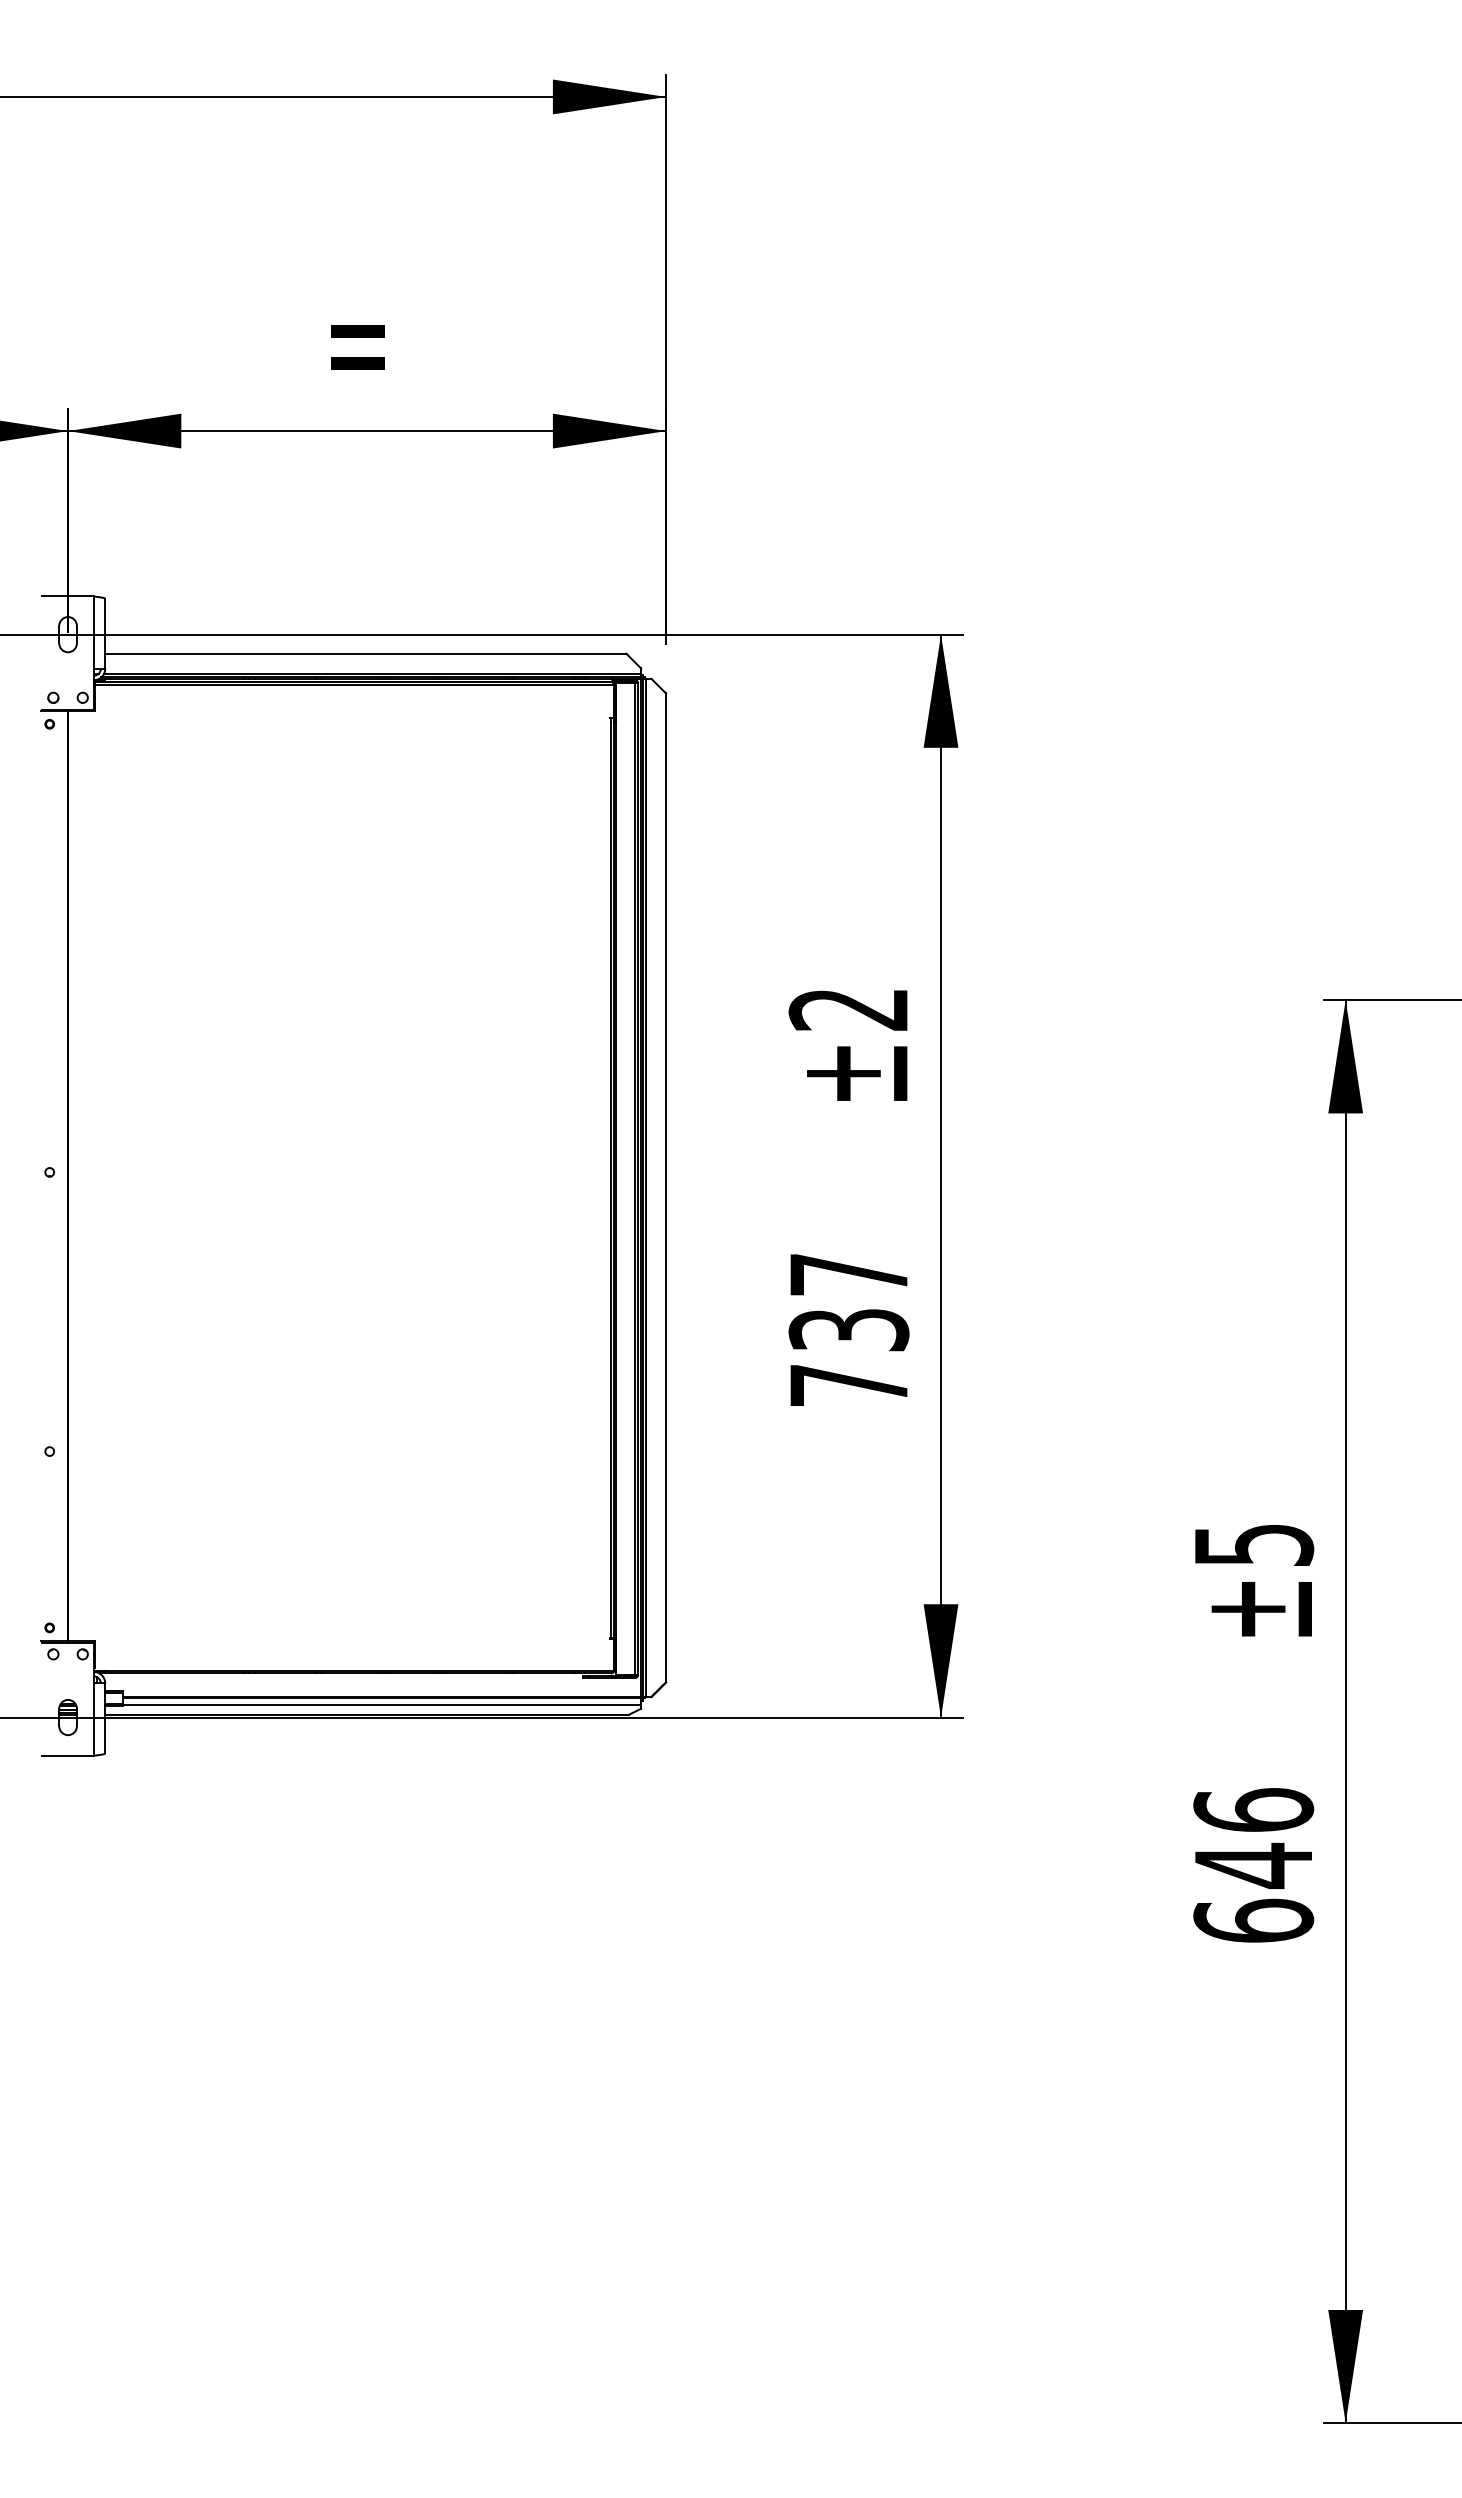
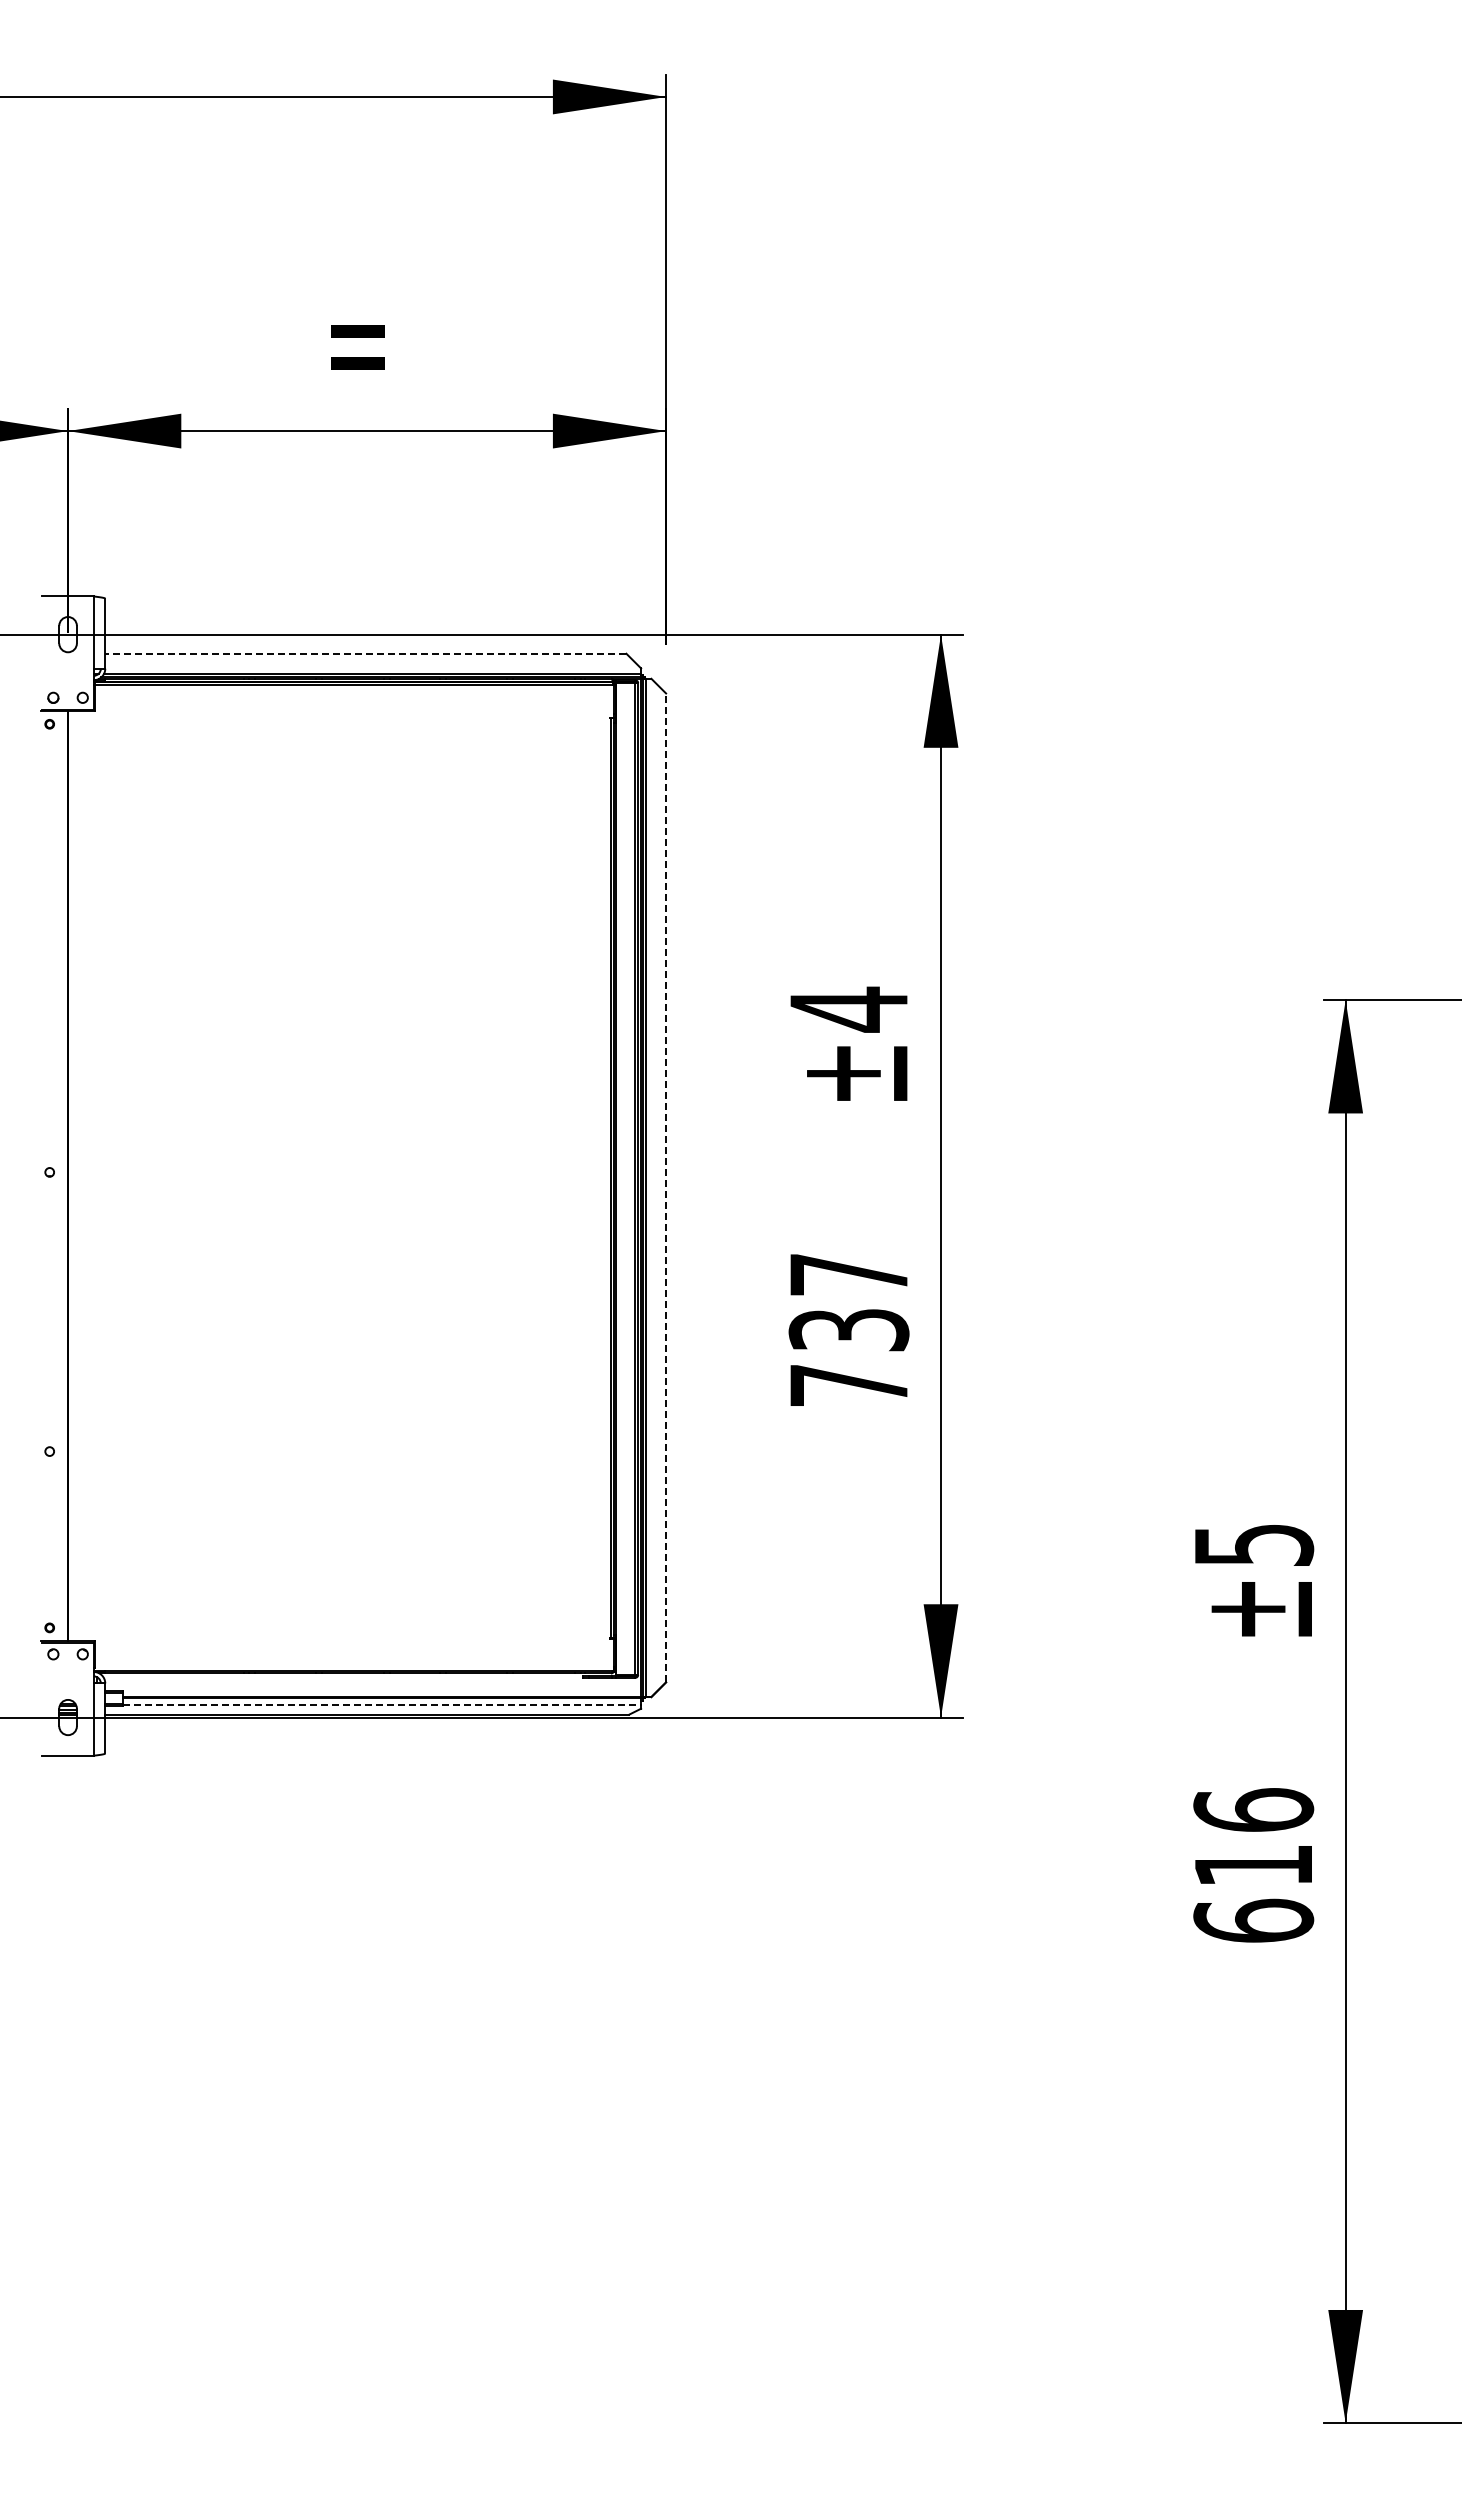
line: solid -> dashed (365, 653)
text: ±2 -> ±4 (847, 1009)
line: solid -> dashed (666, 1187)
line: solid -> dashed (382, 1705)
text: 646 -> 616 (1253, 1865)
